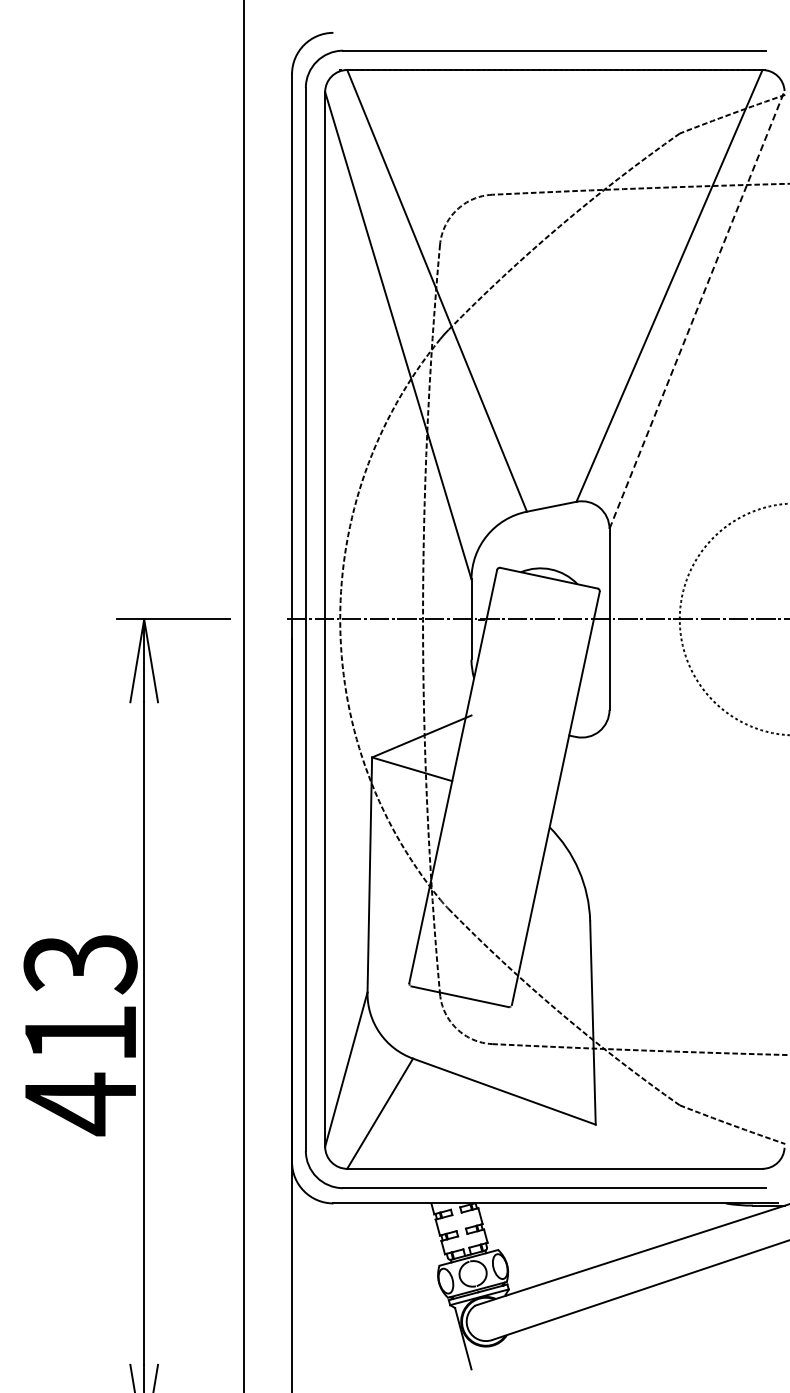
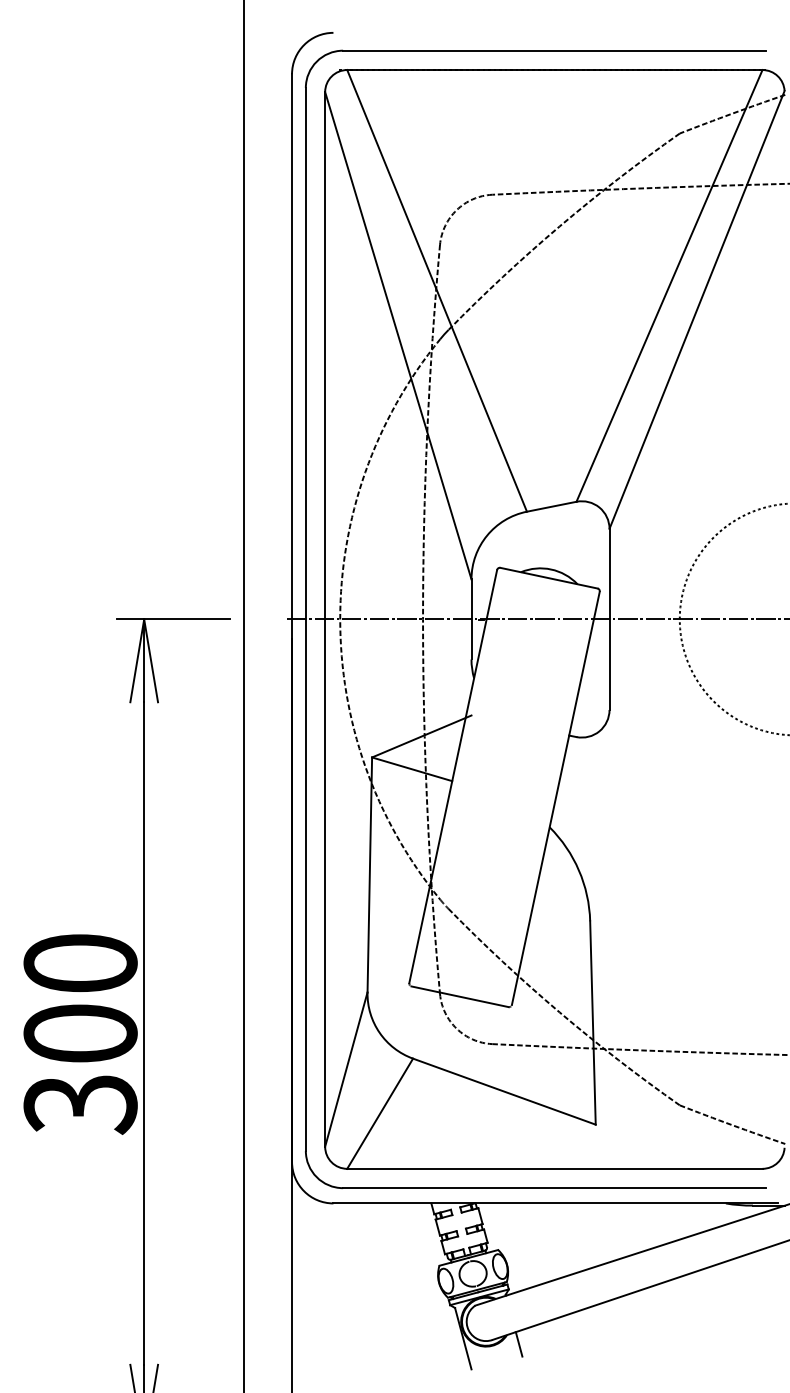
line: dashed -> solid (697, 309)
text: 413 -> 300 (80, 1035)
line: none -> present (518, 1344)
